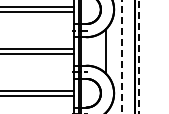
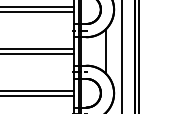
line: dashed -> solid (121, 56)
line: dashed -> solid (139, 56)
